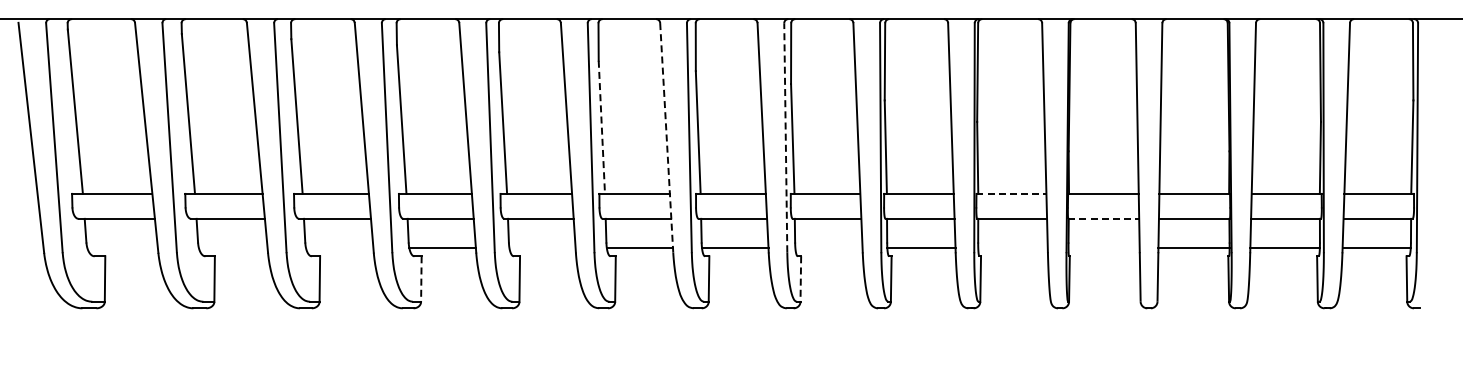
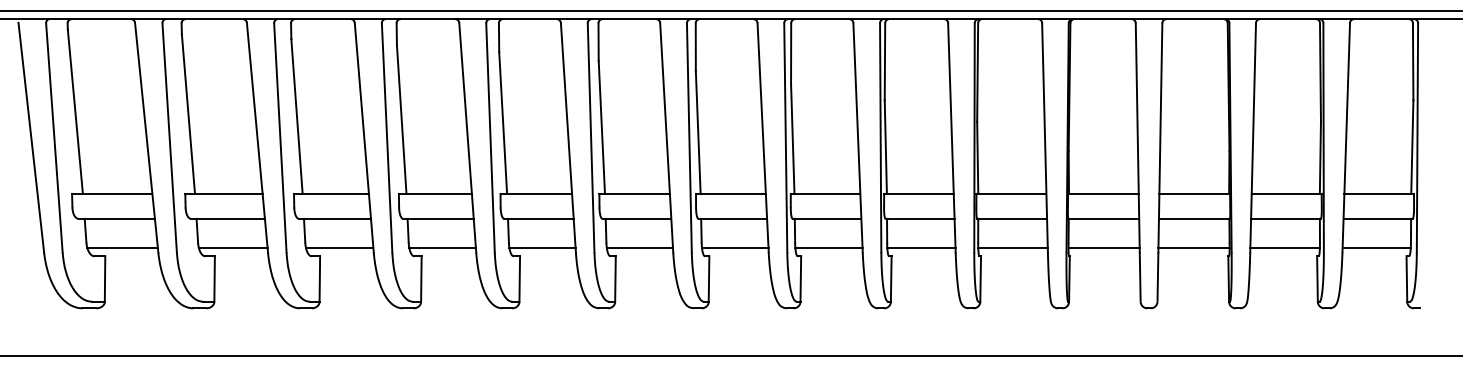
line: none -> present (730, 10)
line: dashed -> solid (601, 127)
line: dashed -> solid (666, 137)
line: dashed -> solid (785, 137)
line: dashed -> solid (1011, 193)
line: dashed -> solid (1104, 218)
line: none -> present (122, 247)
line: none -> present (232, 247)
line: none -> present (339, 247)
line: none -> present (542, 247)
line: none -> present (828, 247)
line: none -> present (1012, 247)
line: none -> present (1103, 247)
line: dashed -> solid (421, 279)
line: dashed -> solid (800, 279)
line: none -> present (730, 356)
